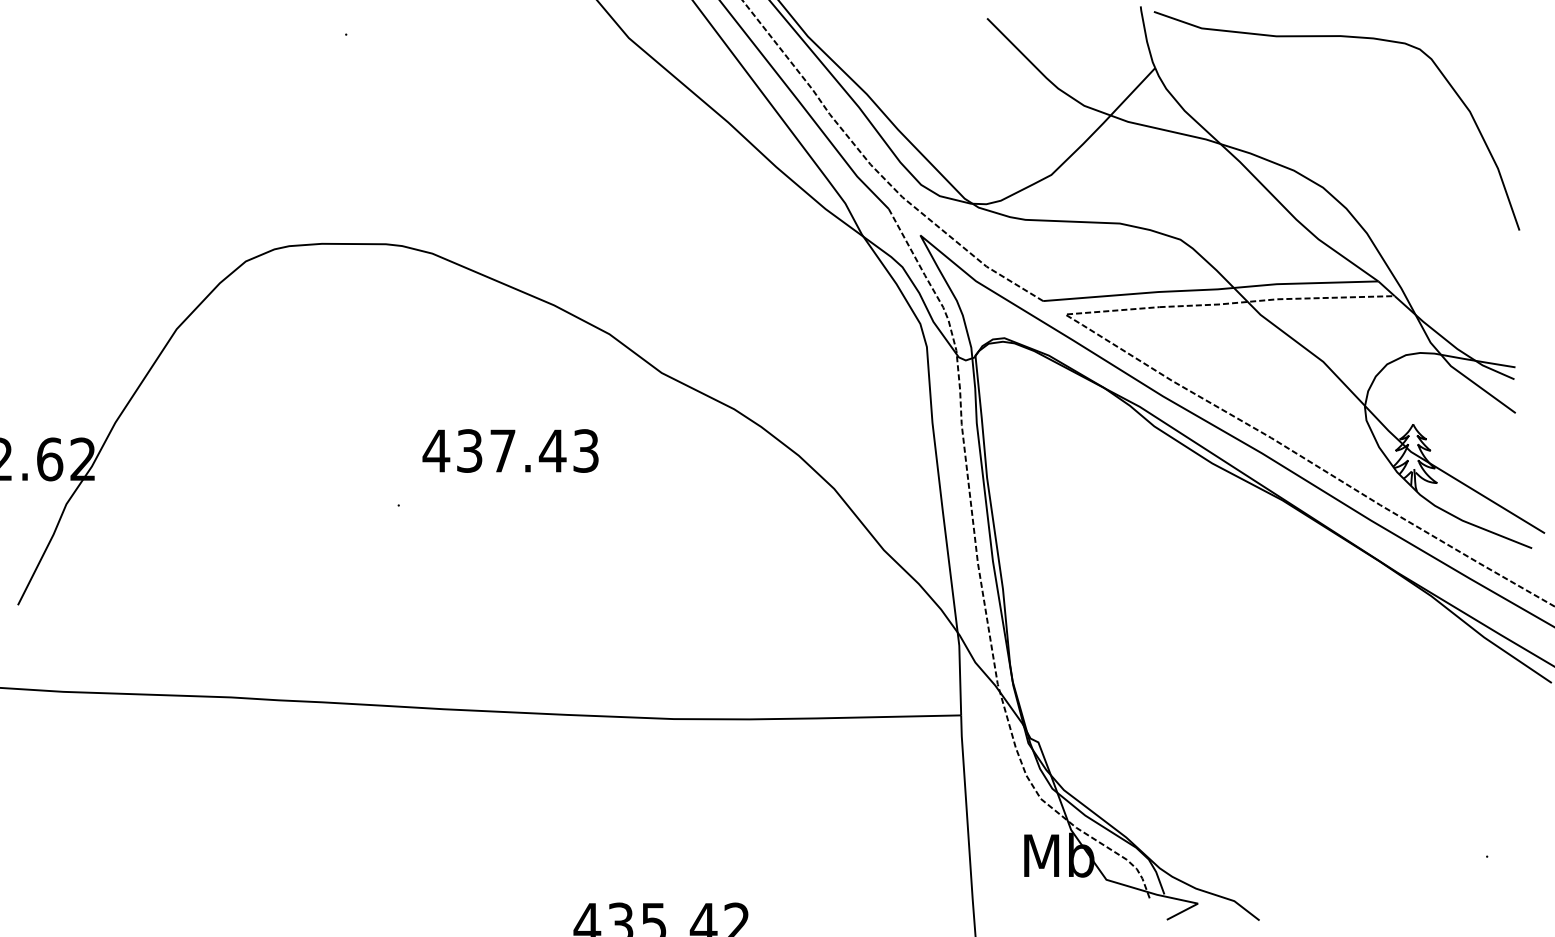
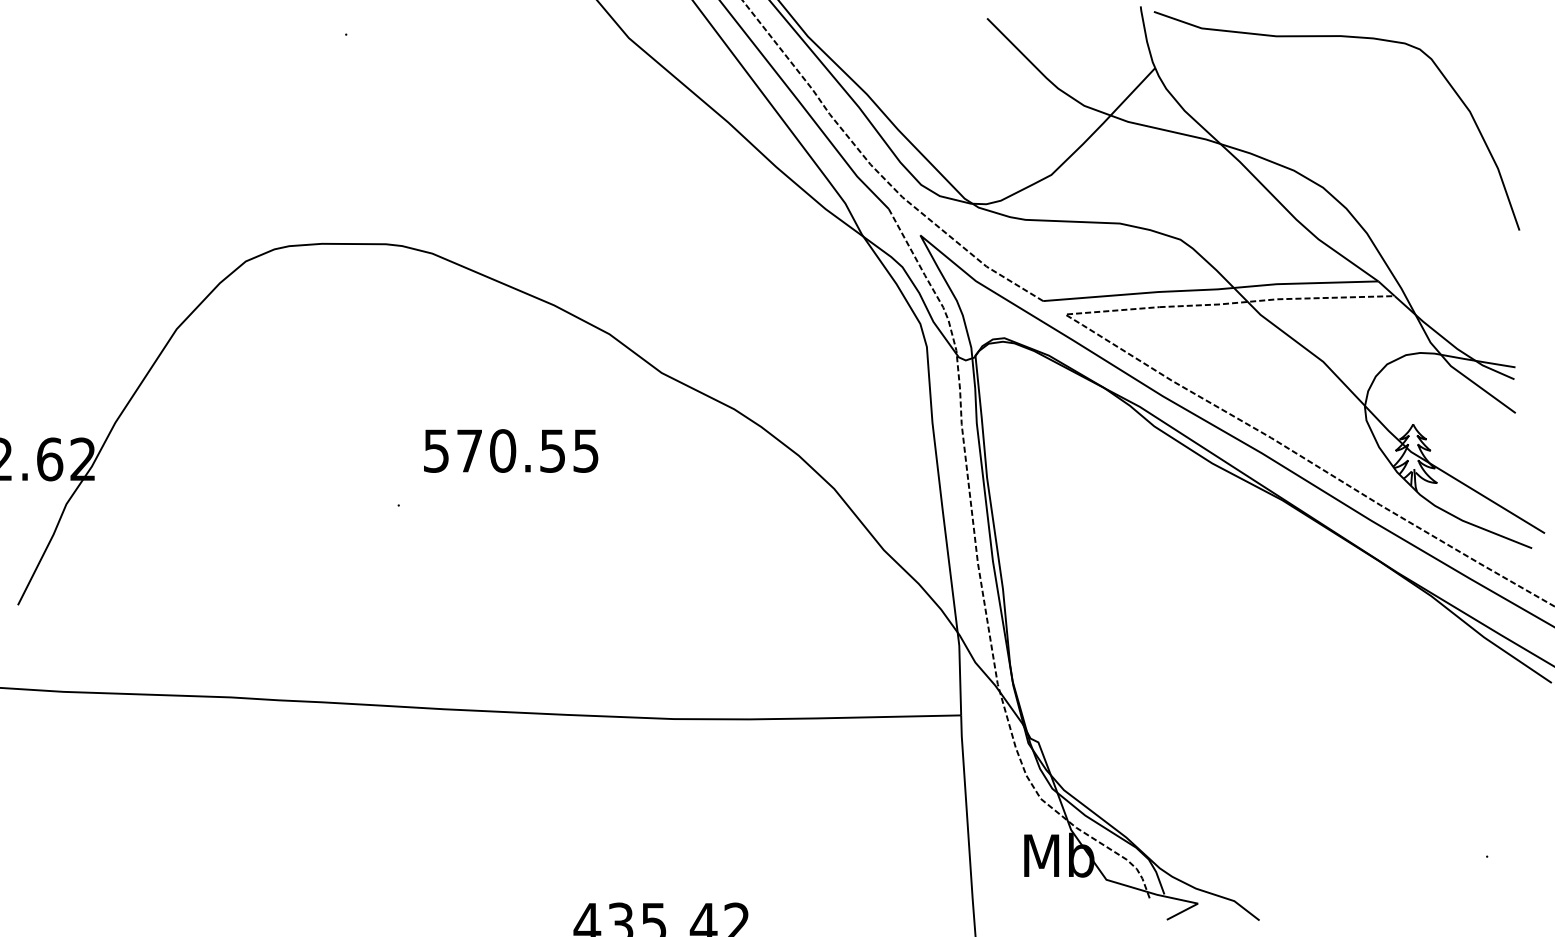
text: 437.43 -> 570.55 (510, 450)
